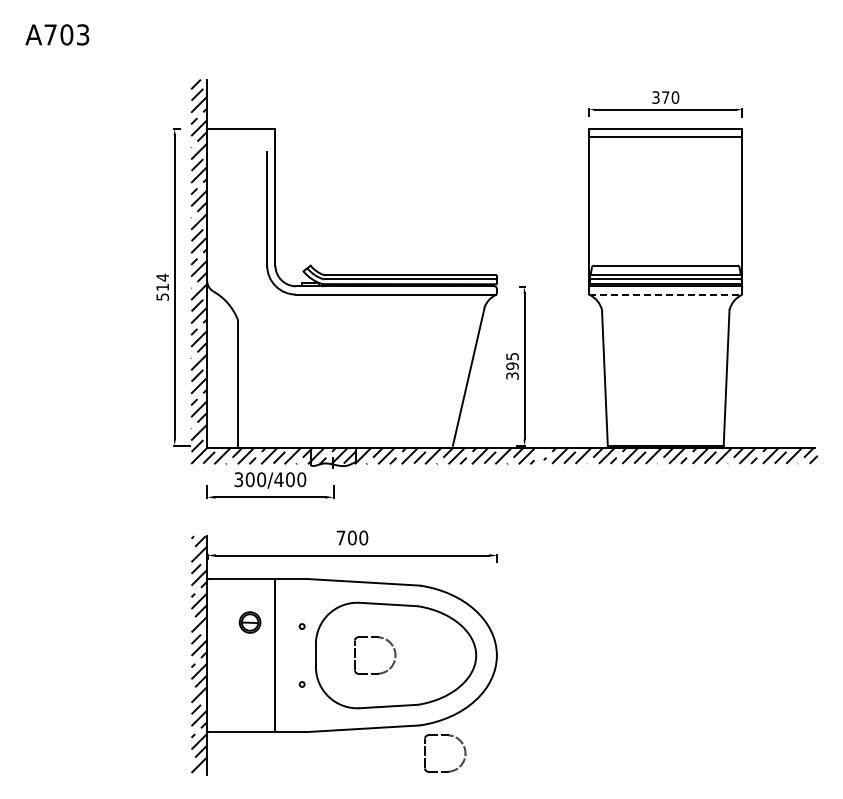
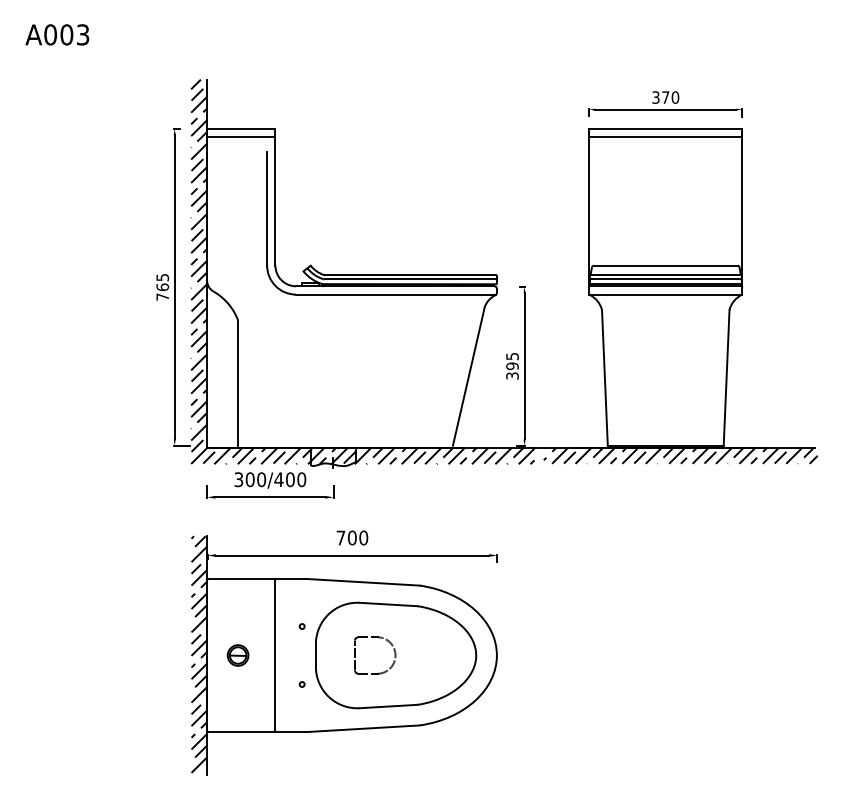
text: A703 -> A003 (50, 34)
line: none -> present (241, 137)
text: 514 -> 765 (162, 286)
line: dashed -> solid (665, 294)
part position: (249, 622) -> (237, 655) (237, 655)
part: present -> none (448, 736)
